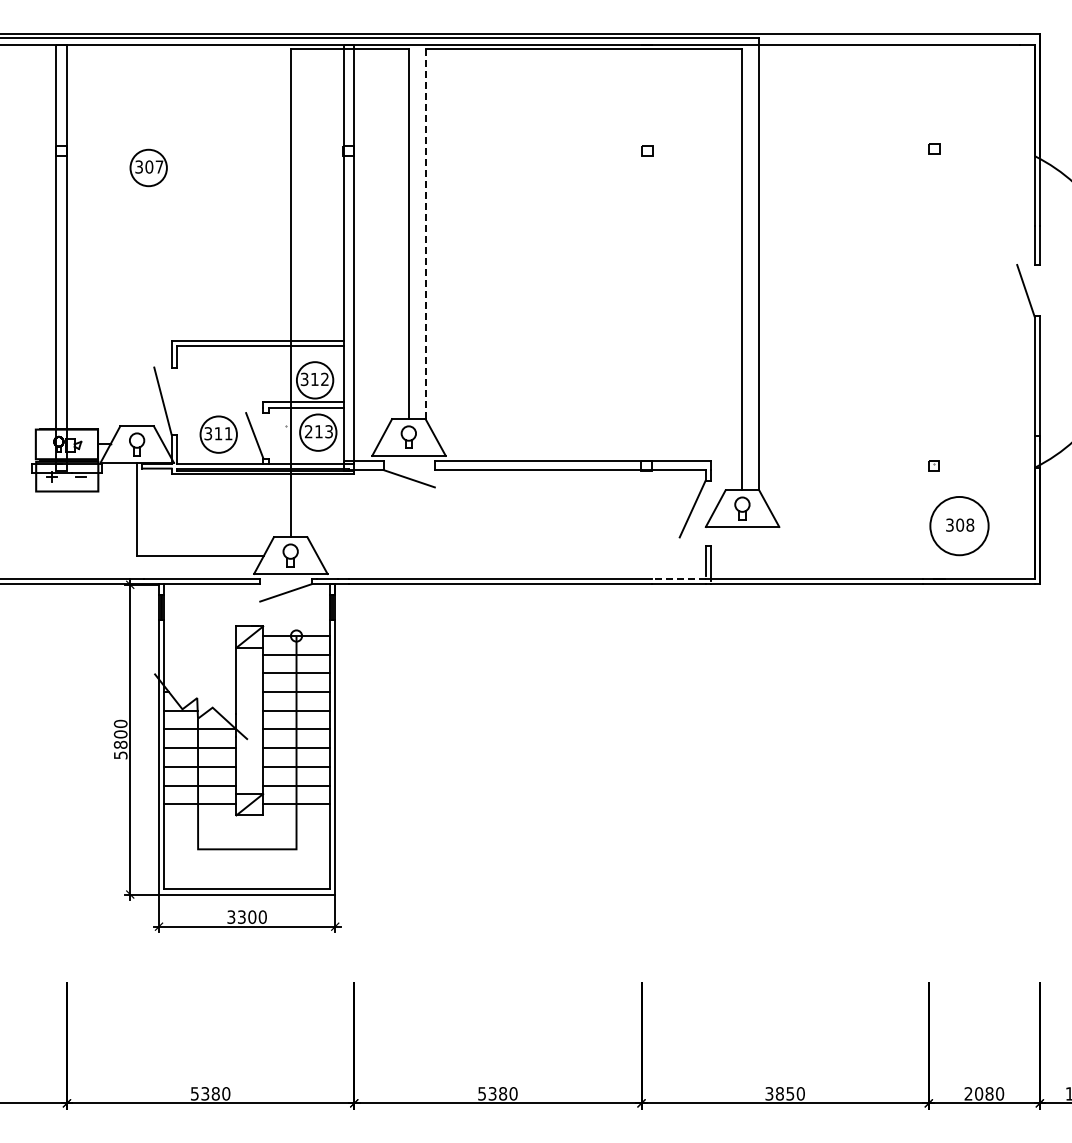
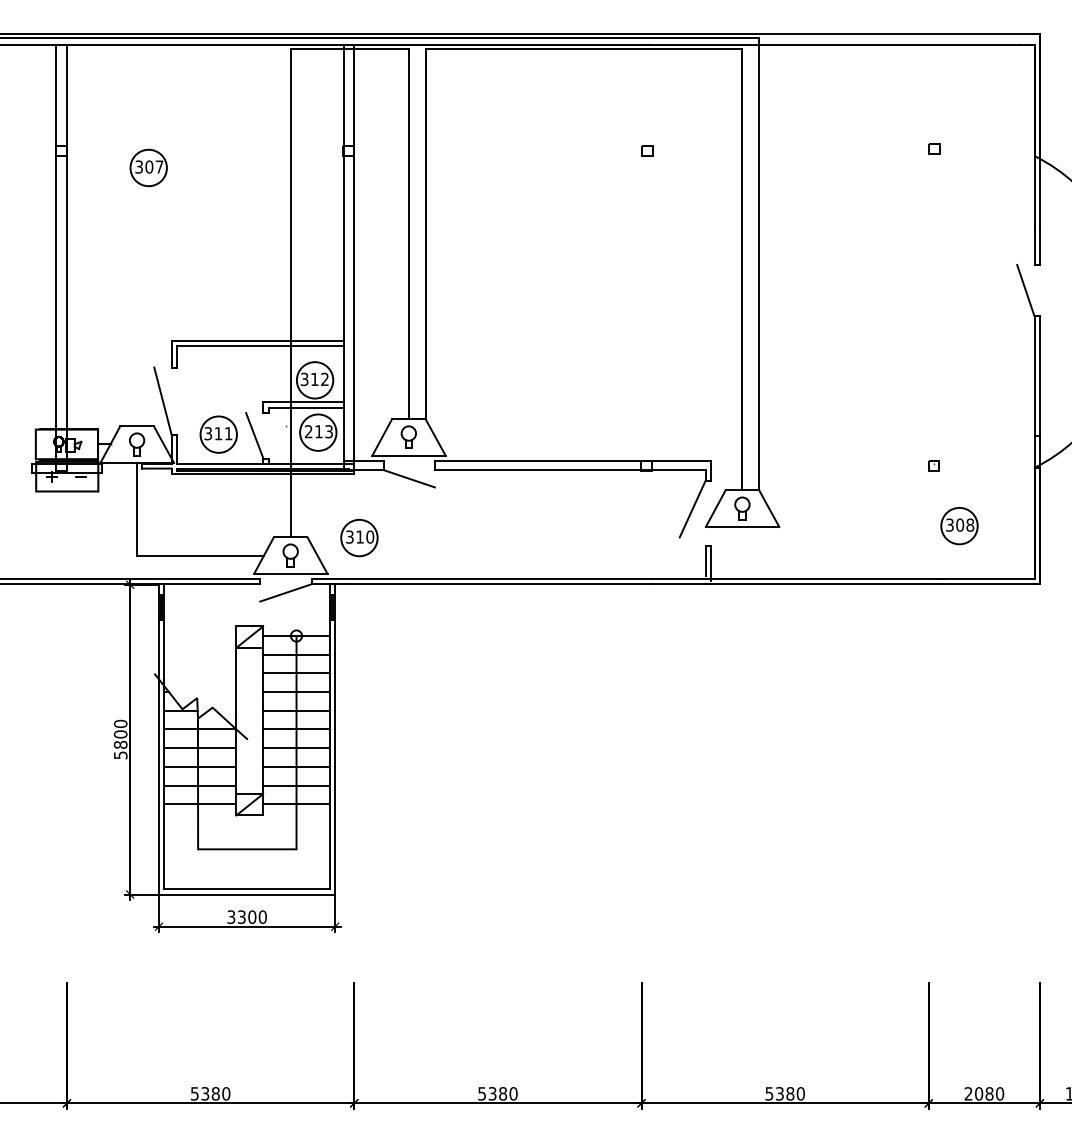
line: dashed -> solid (425, 234)
circle diameter: 58 px -> 36 px (959, 525)
part: none -> present (359, 538)
line: dashed -> solid (678, 578)
text: 3850 -> 5380 (779, 1093)
